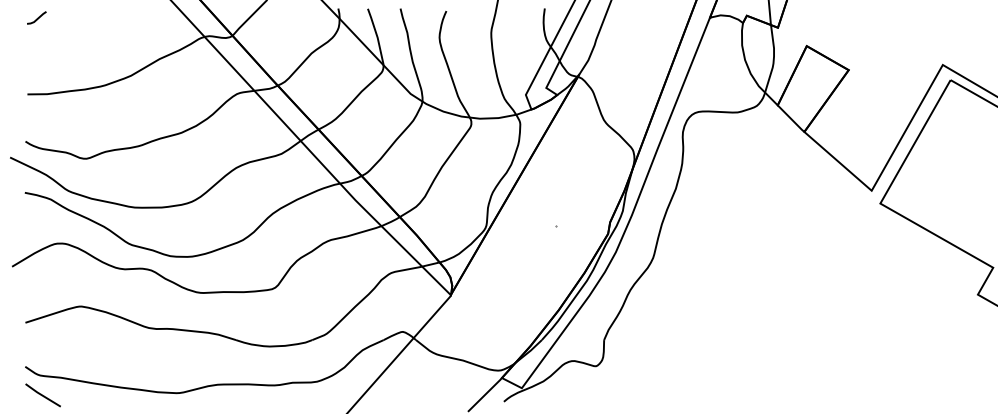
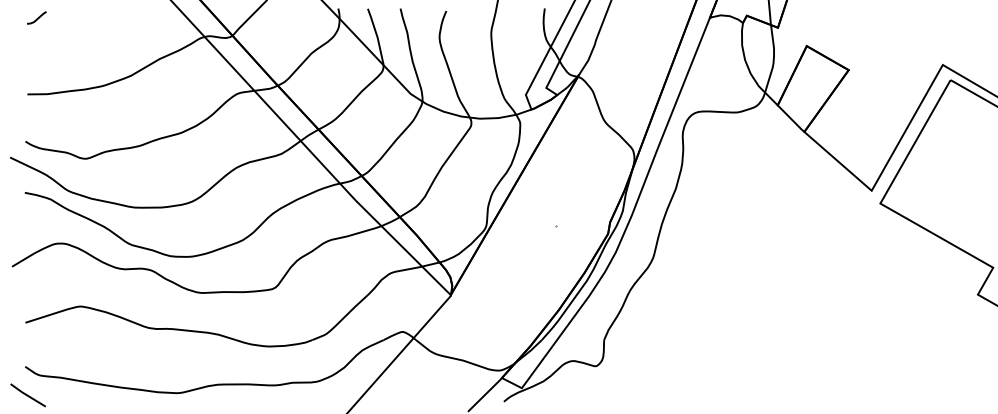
line position: (42, 395) -> (27, 395) (27, 395)
